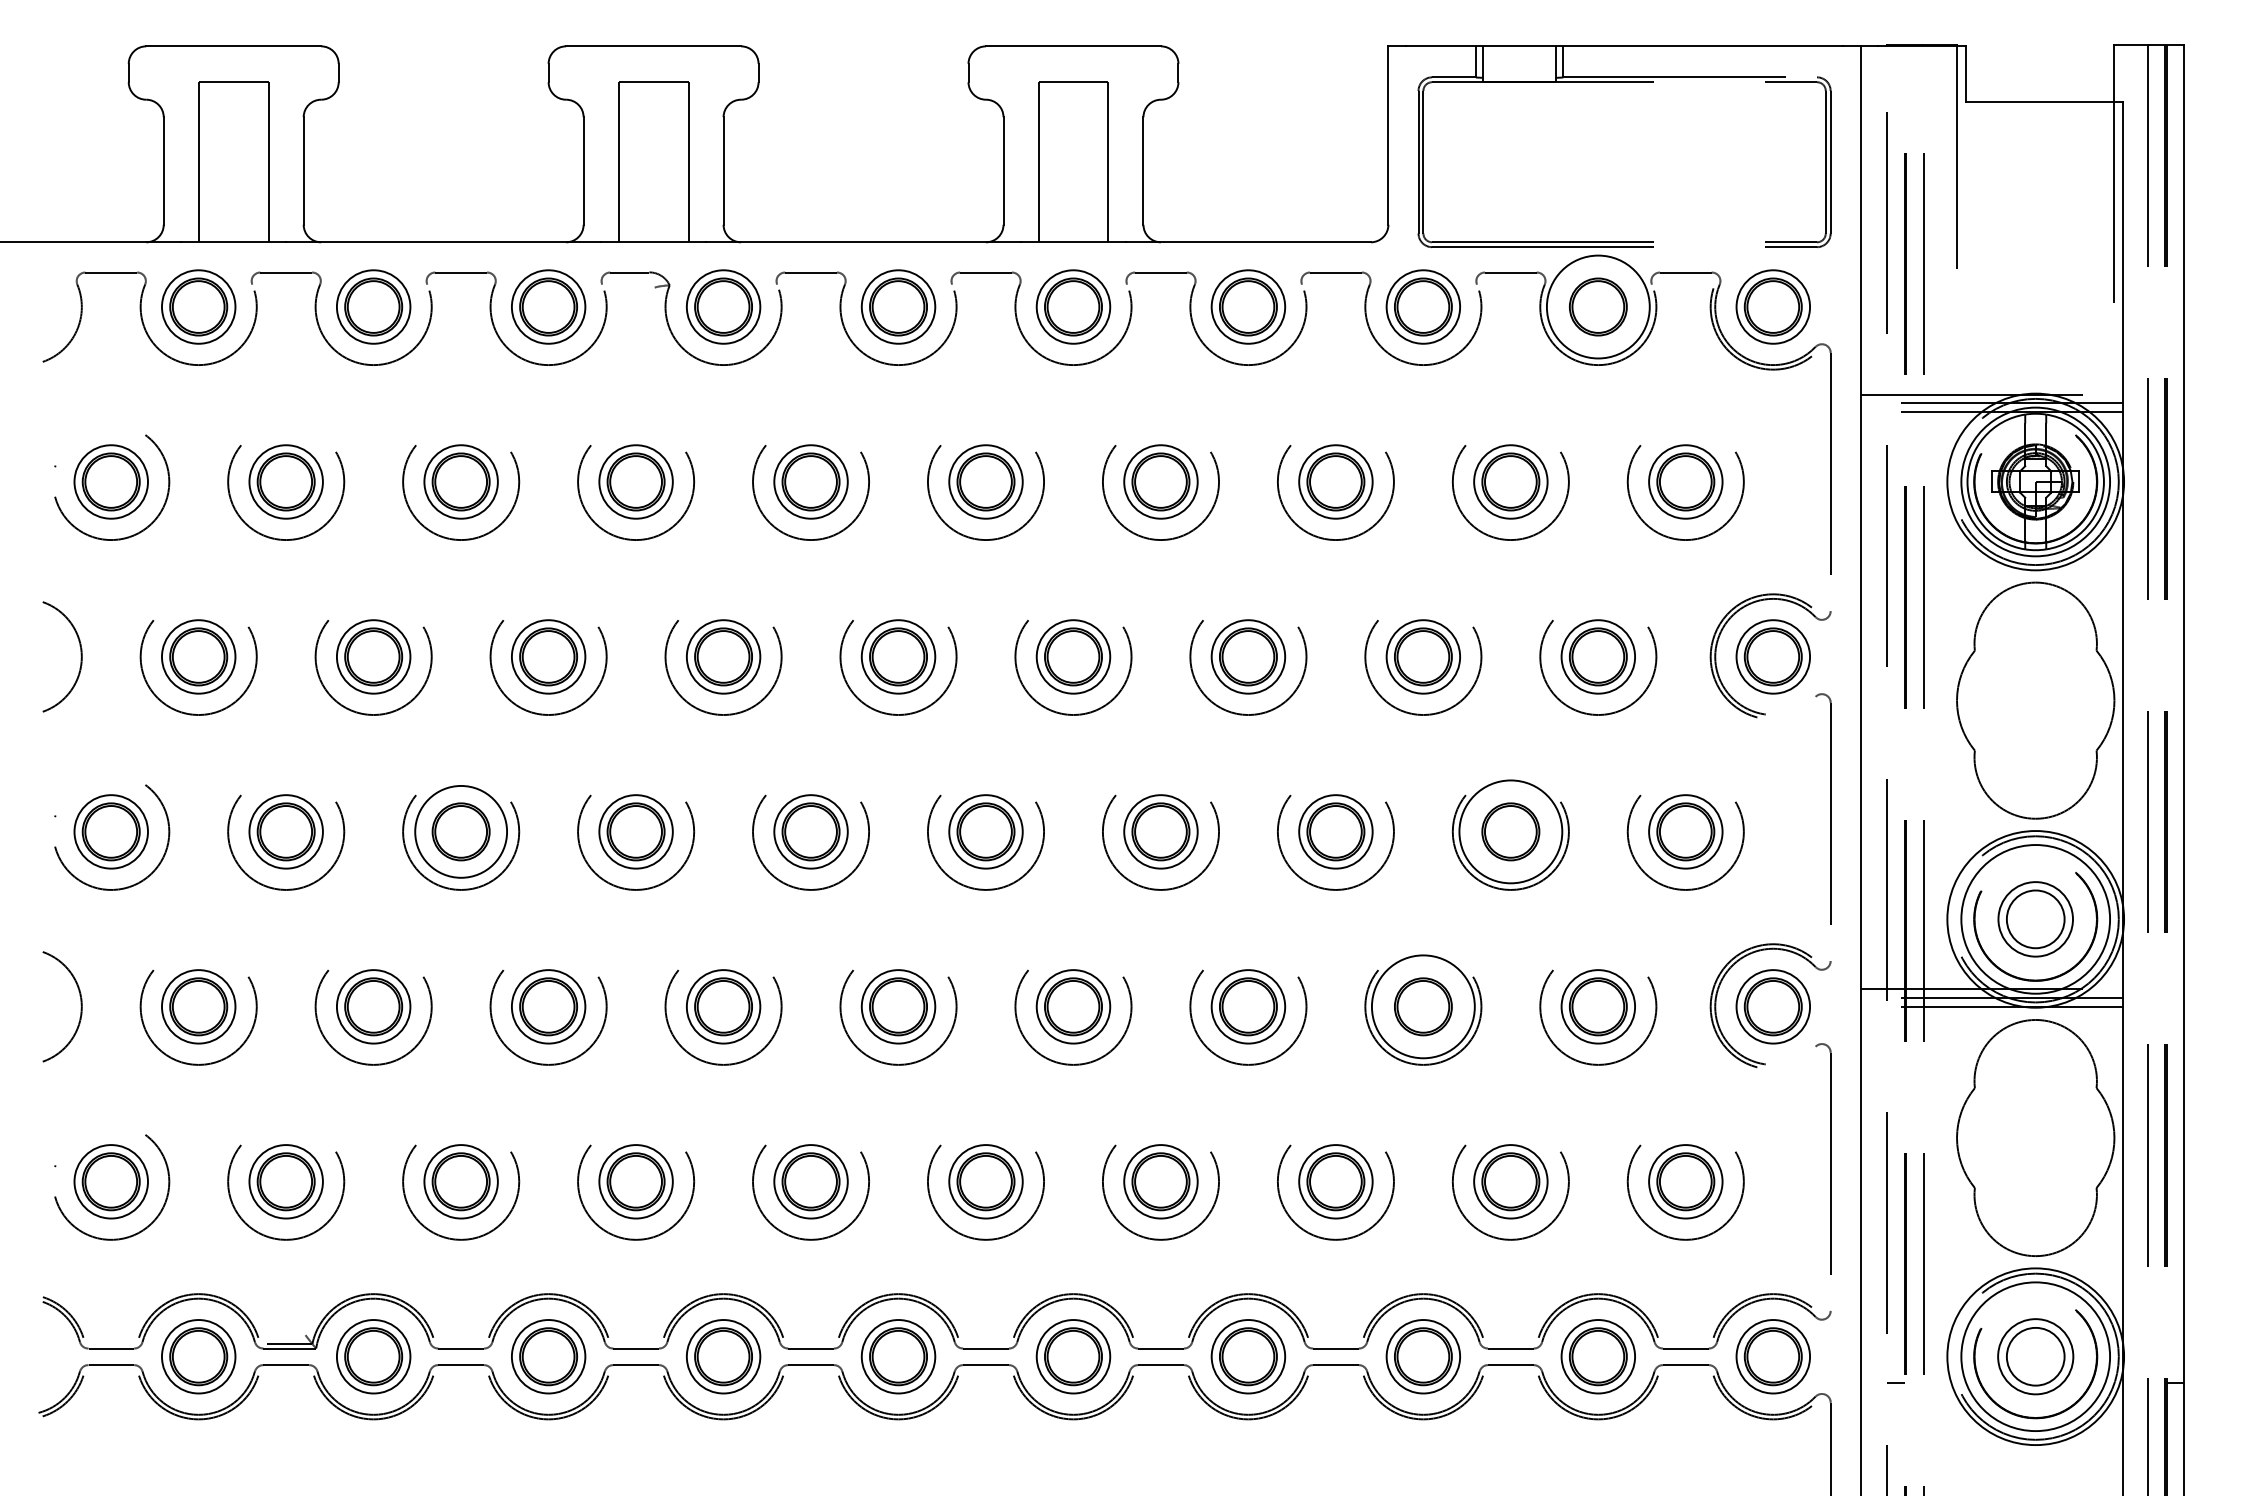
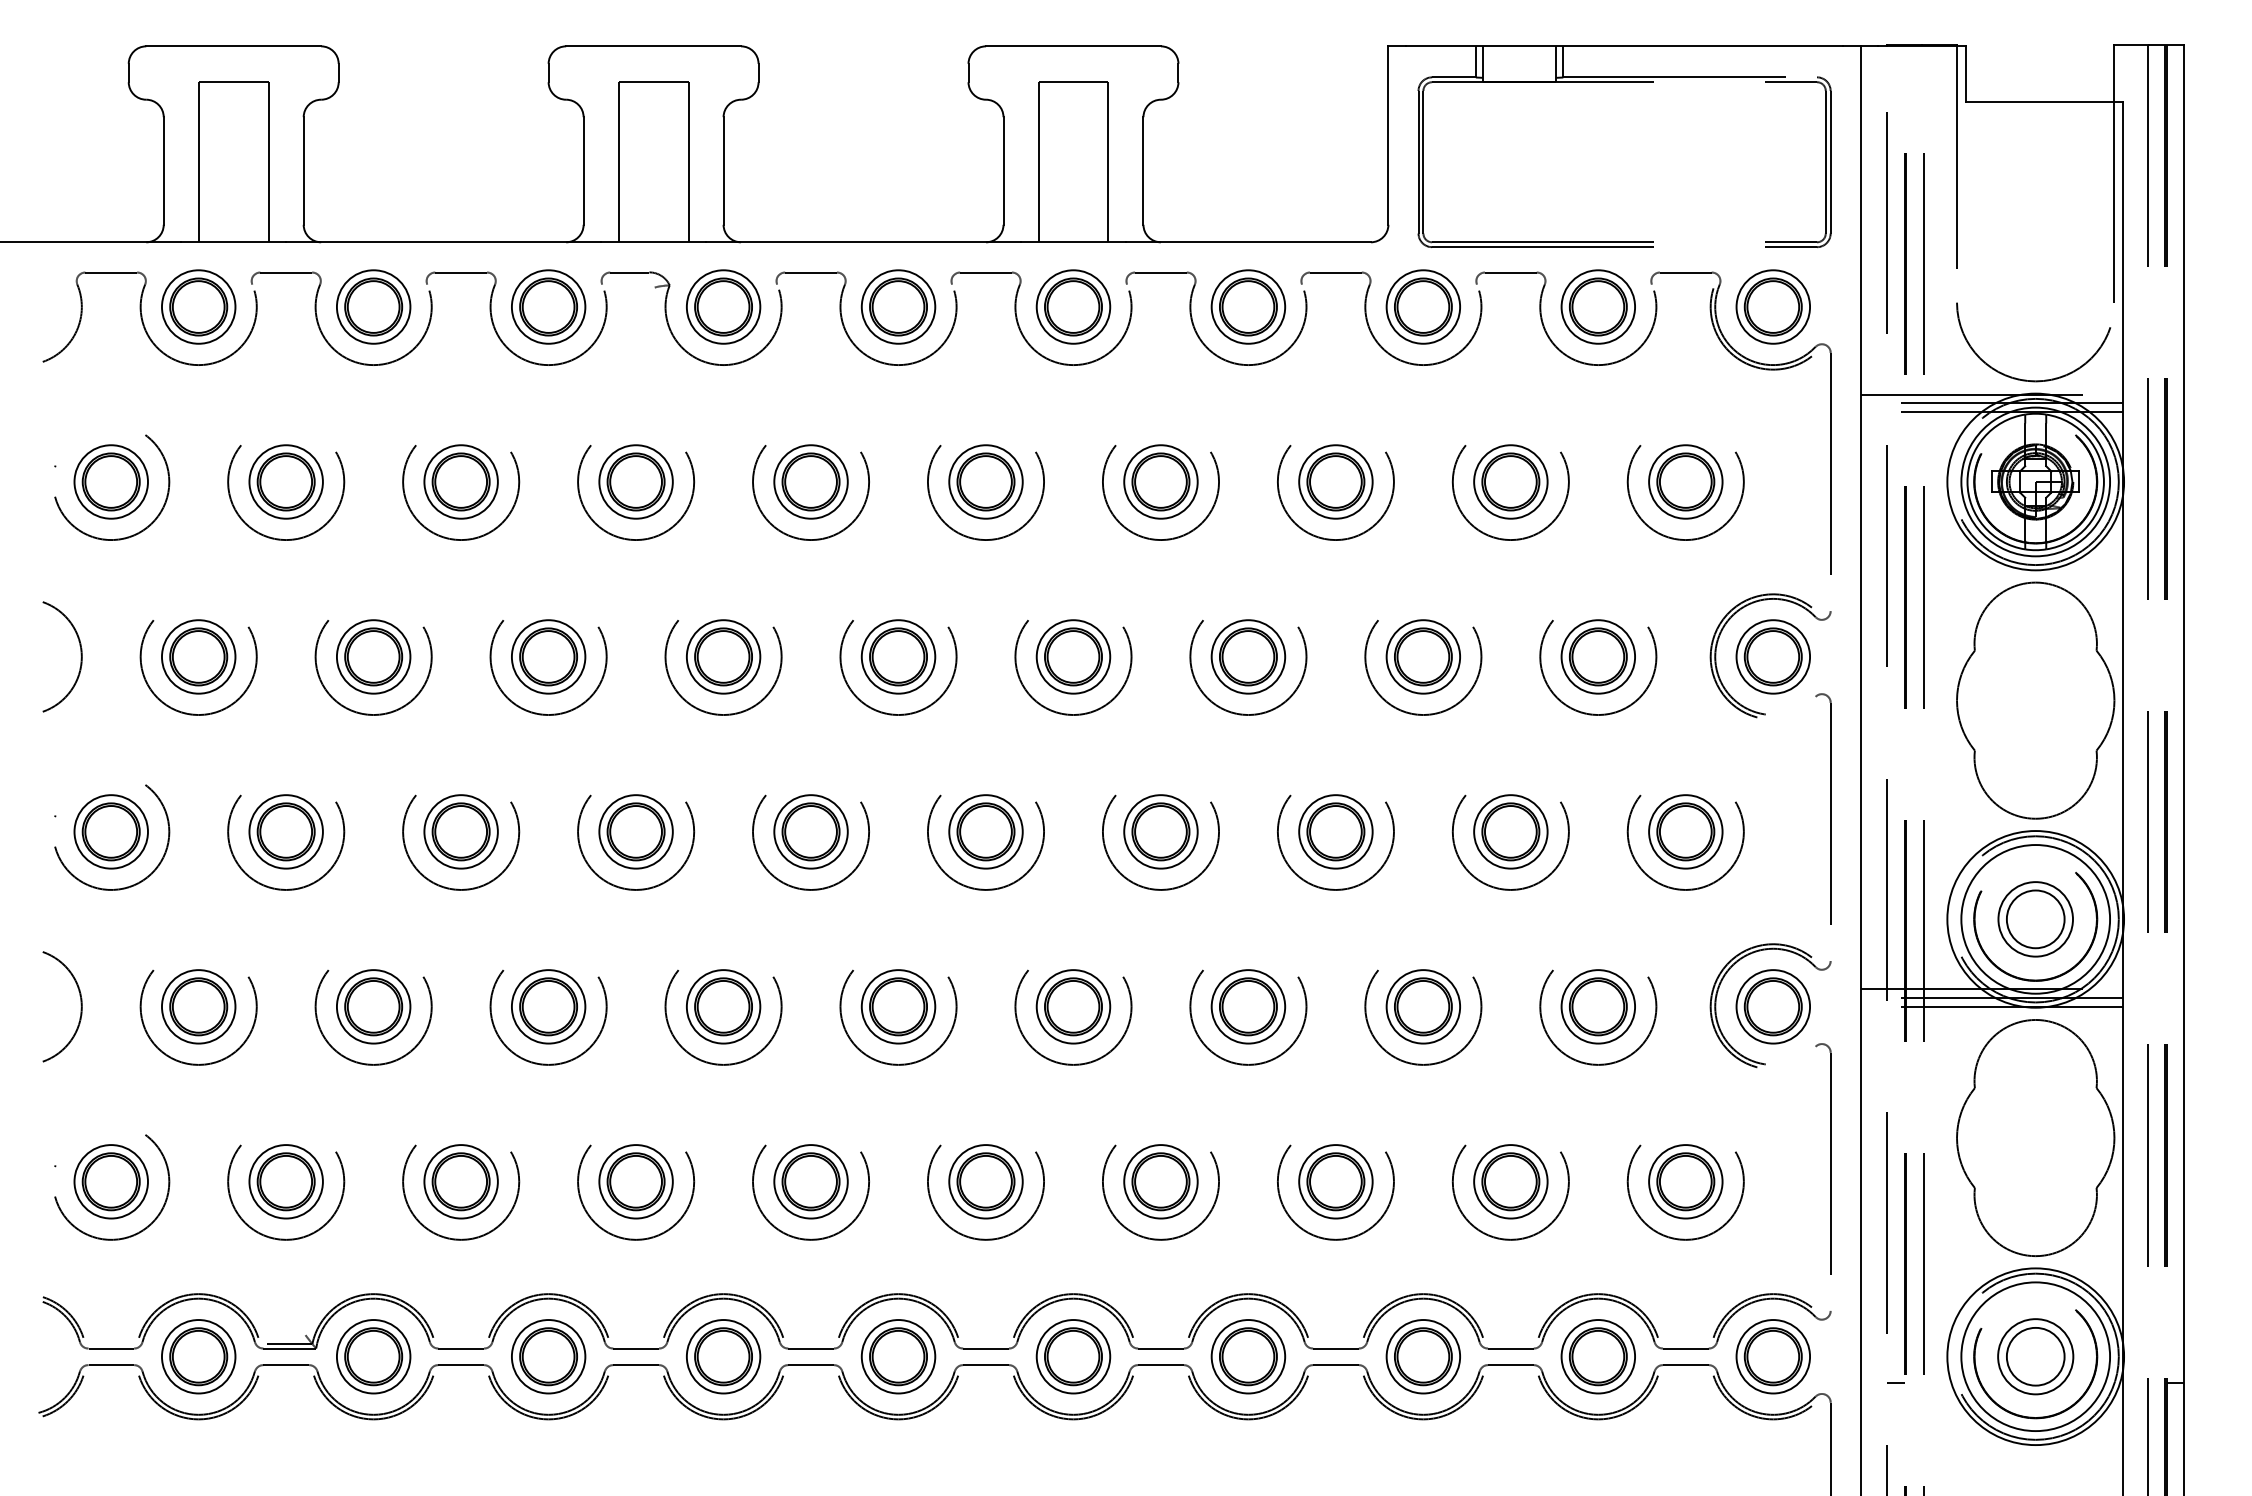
circle diameter: 103 px -> 73 px (1598, 306)
arc: none -> present (2026, 379)
circle diameter: 92 px -> 73 px (460, 831)
circle diameter: 103 px -> 73 px (1510, 831)
circle diameter: 103 px -> 73 px (1423, 1006)
